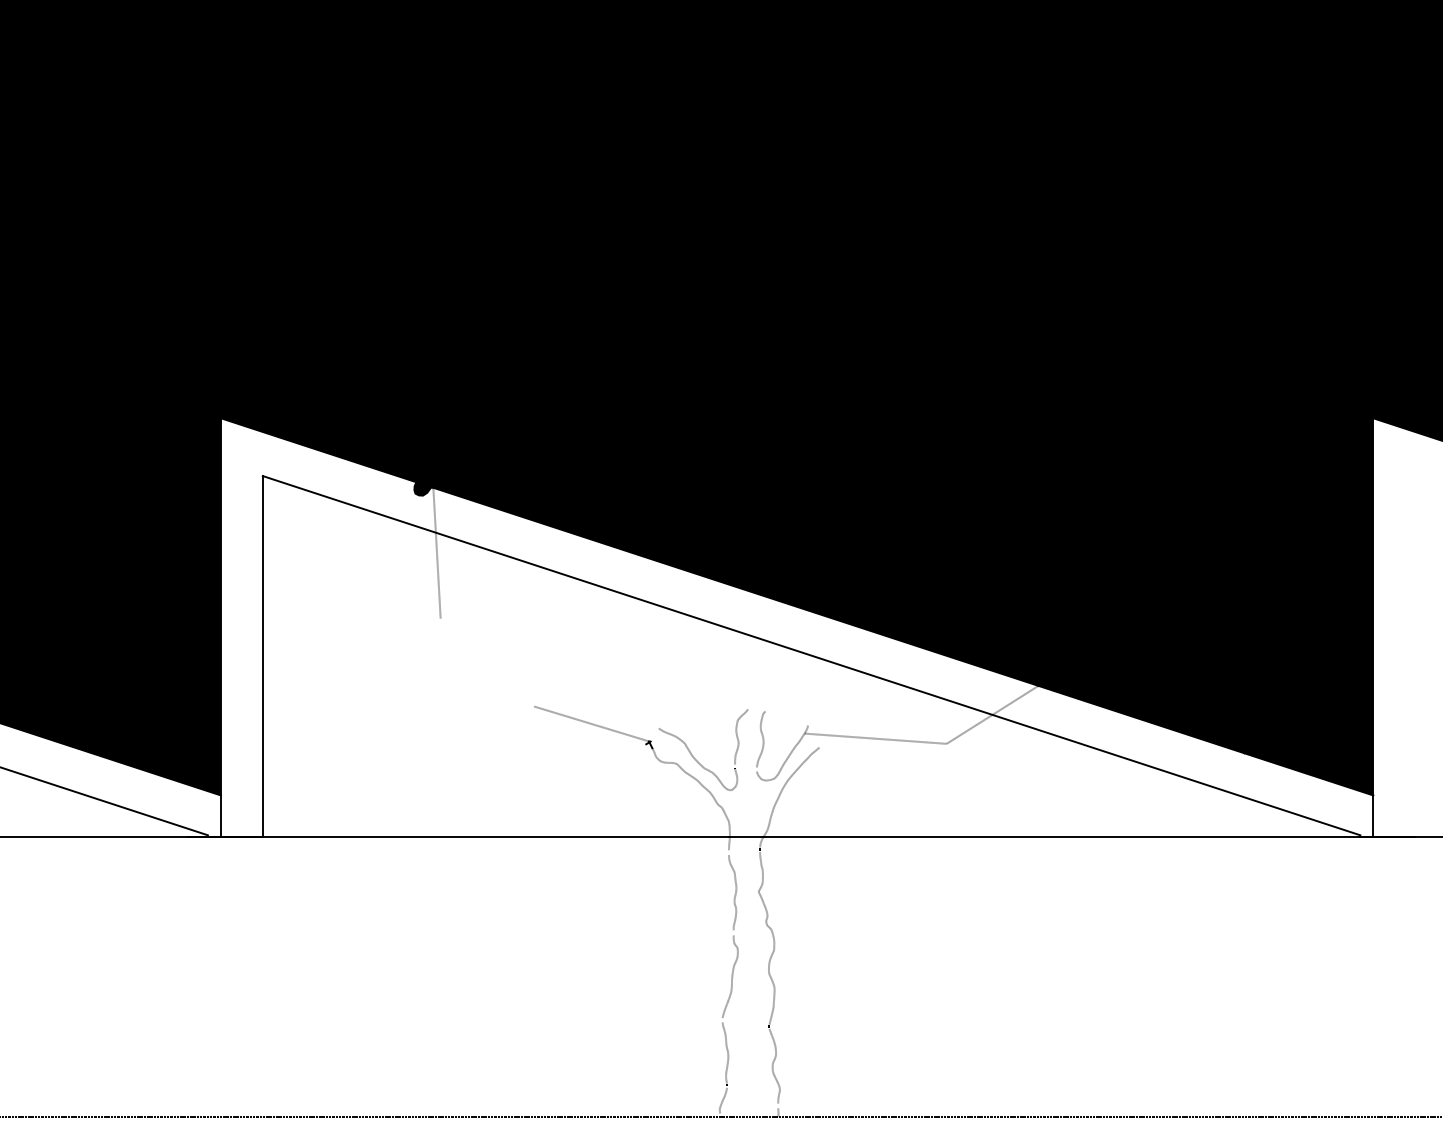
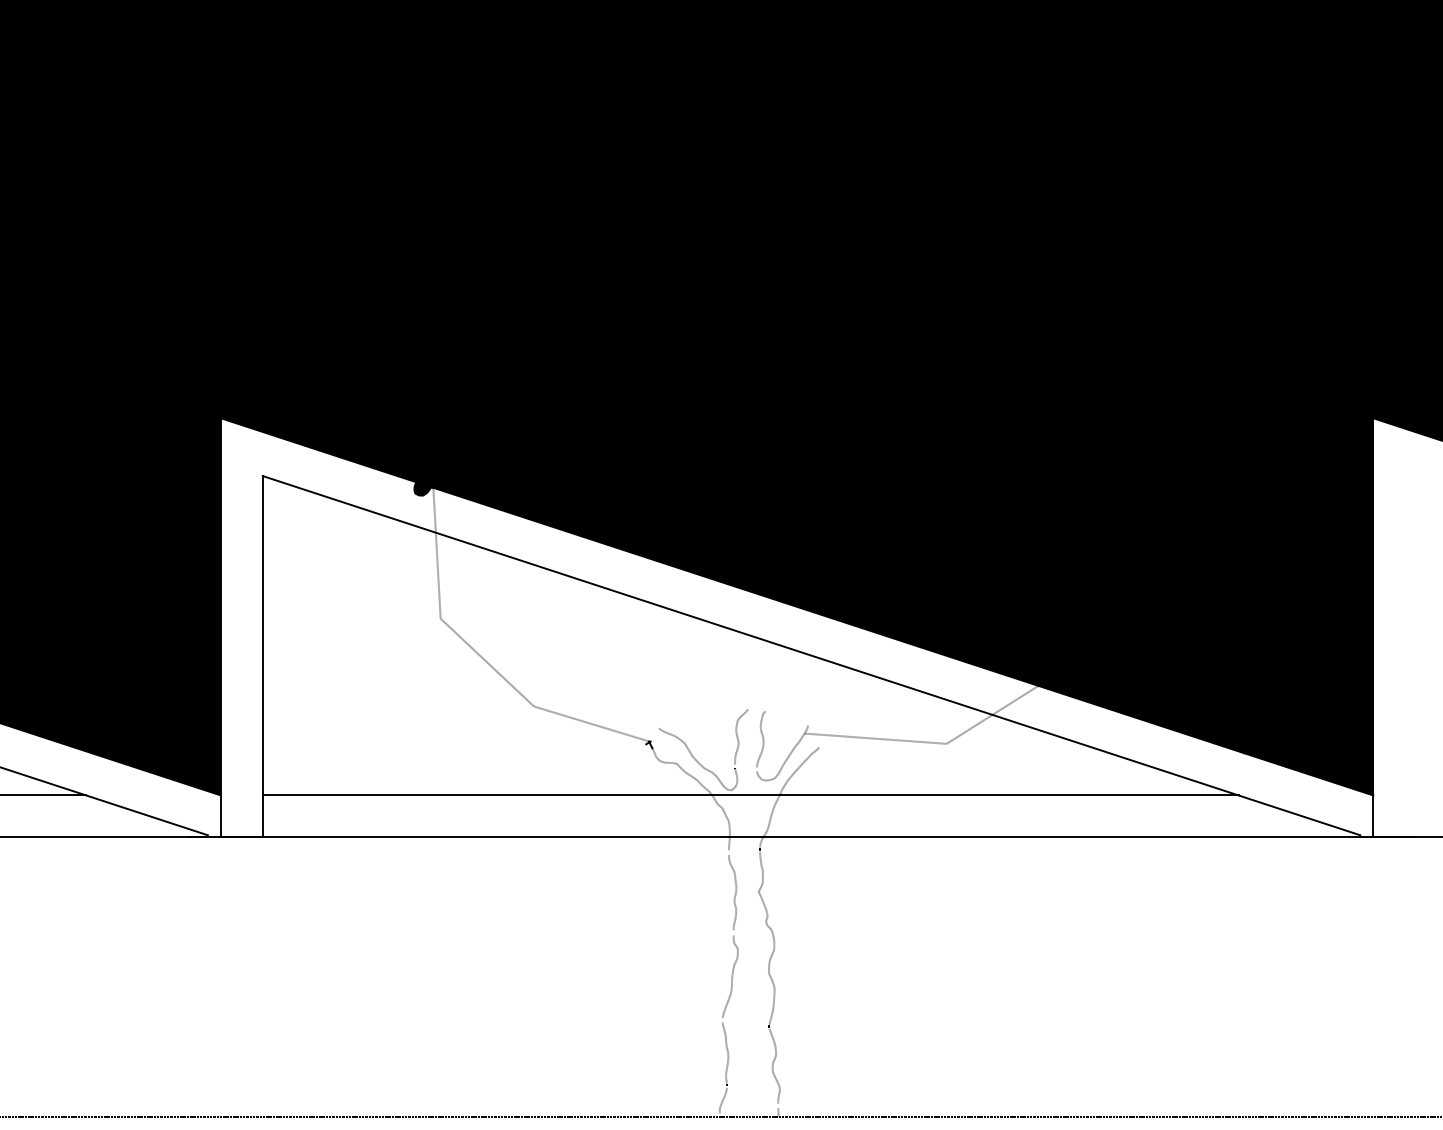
line: none -> present (487, 662)
line: none -> present (44, 795)
line: none -> present (750, 795)
